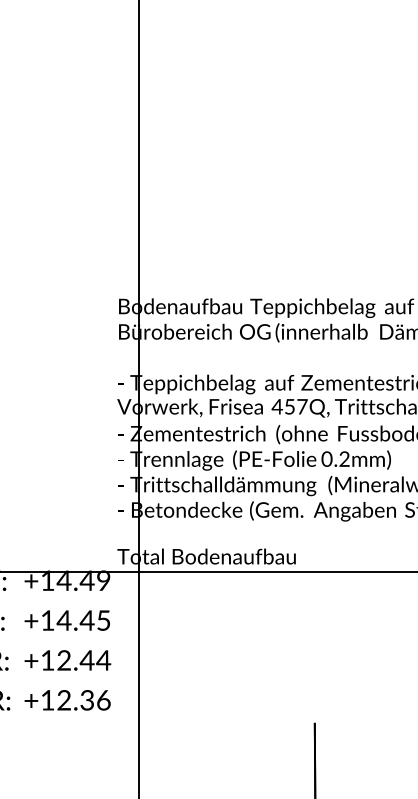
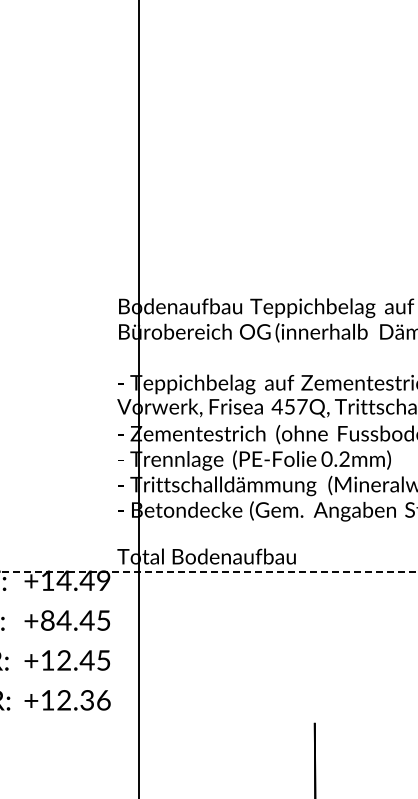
line: solid -> dashed (208, 571)
text: +14.45 -> +84.45 (47, 620)
text: +12.44 -> +12.45 (103, 660)
